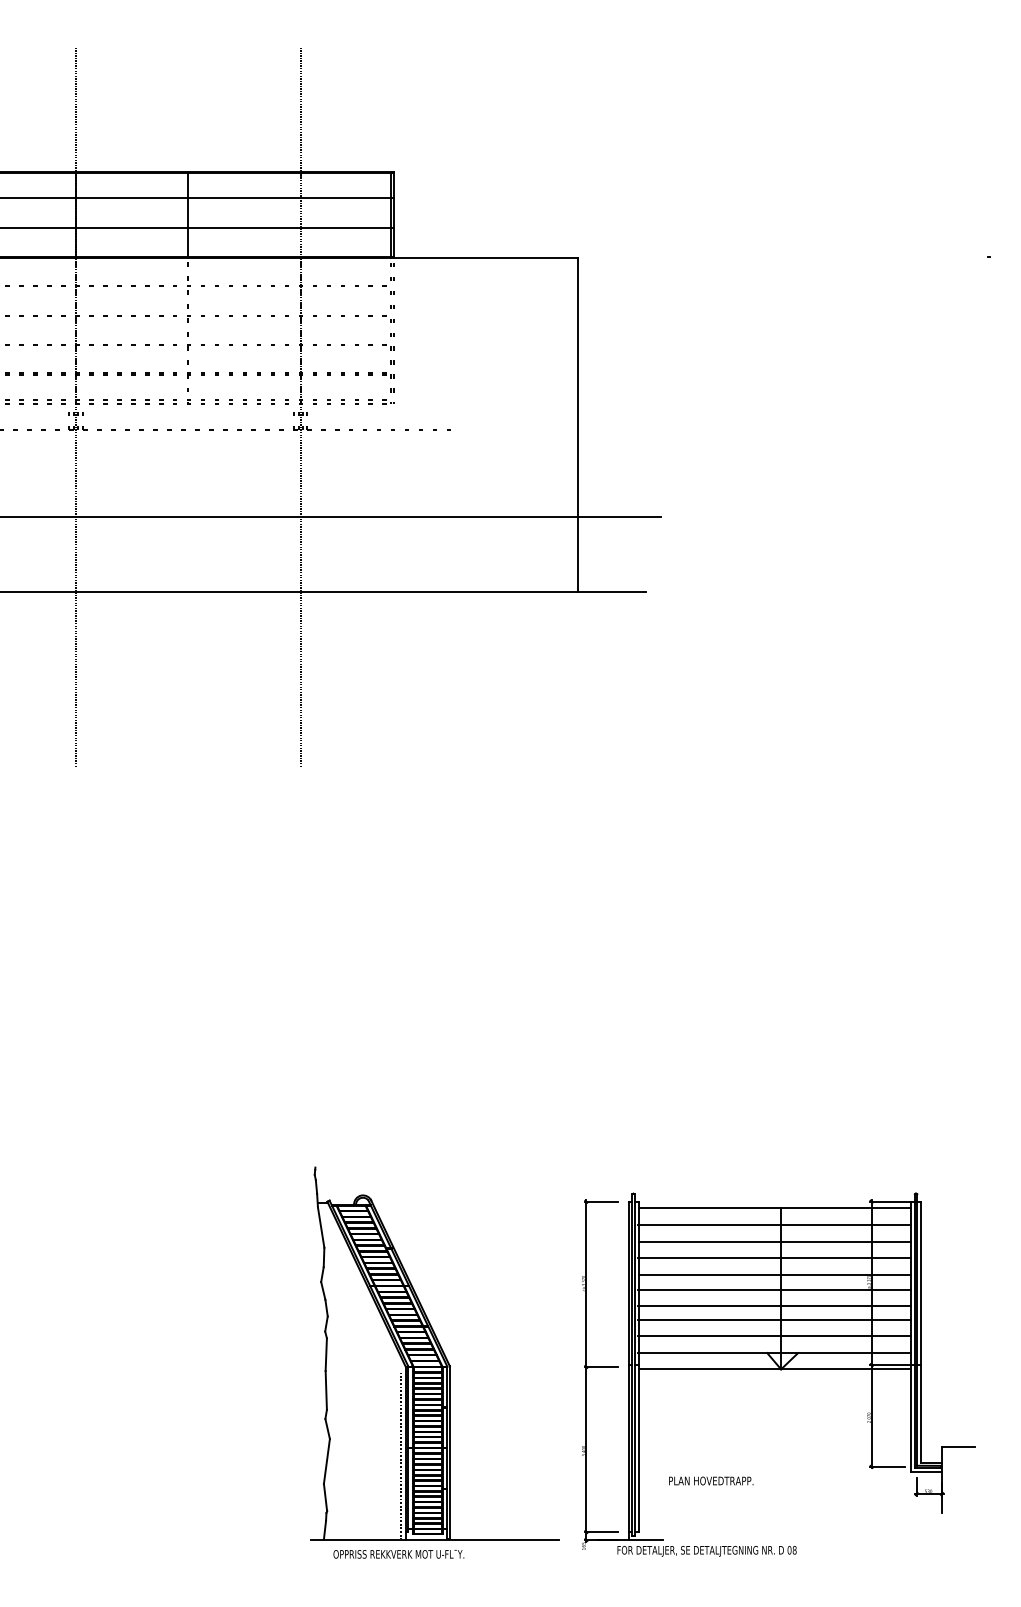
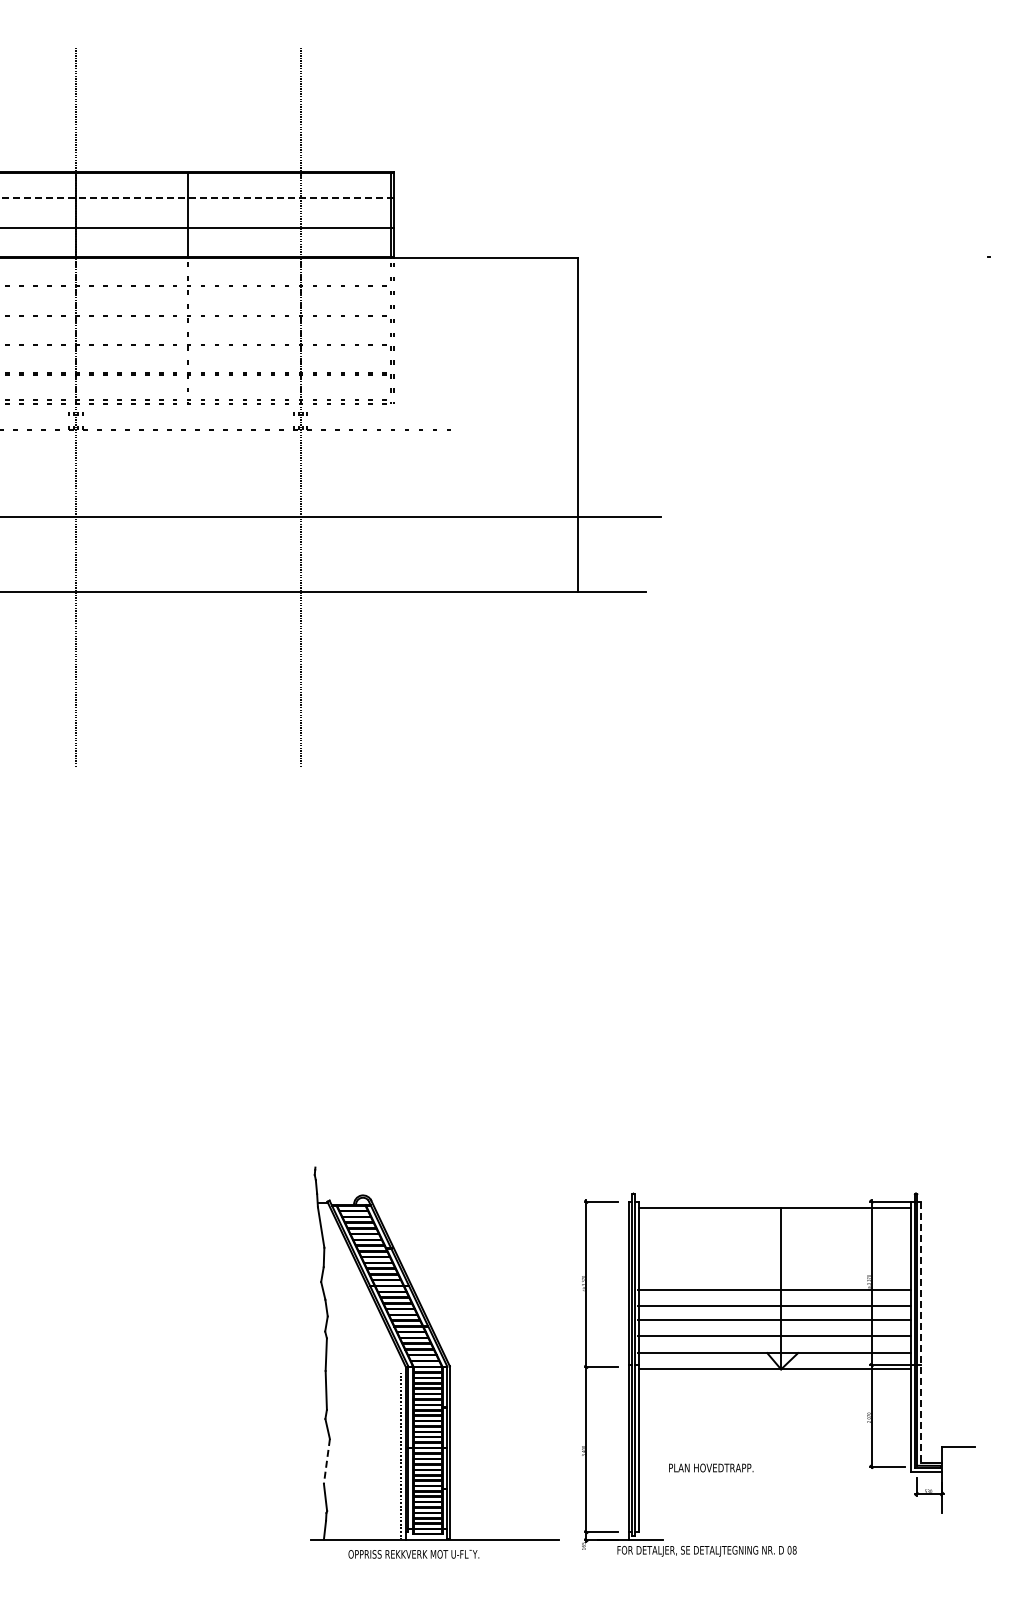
line: solid -> dashed (197, 198)
line: present -> none (774, 1225)
line: present -> none (774, 1241)
line: present -> none (774, 1257)
line: present -> none (774, 1274)
line: solid -> dashed (921, 1332)
line: solid -> dashed (326, 1461)
text position: (711, 1480) -> (711, 1467) (711, 1467)
text position: (398, 1554) -> (413, 1554) (413, 1554)
